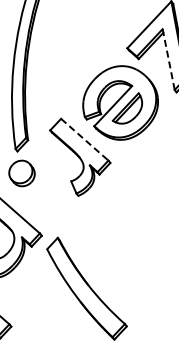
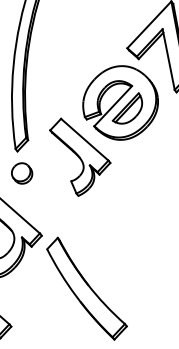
line: dashed -> solid (168, 59)
line: dashed -> solid (84, 139)
part size: 28x29 px -> 23x23 px (22, 173)
